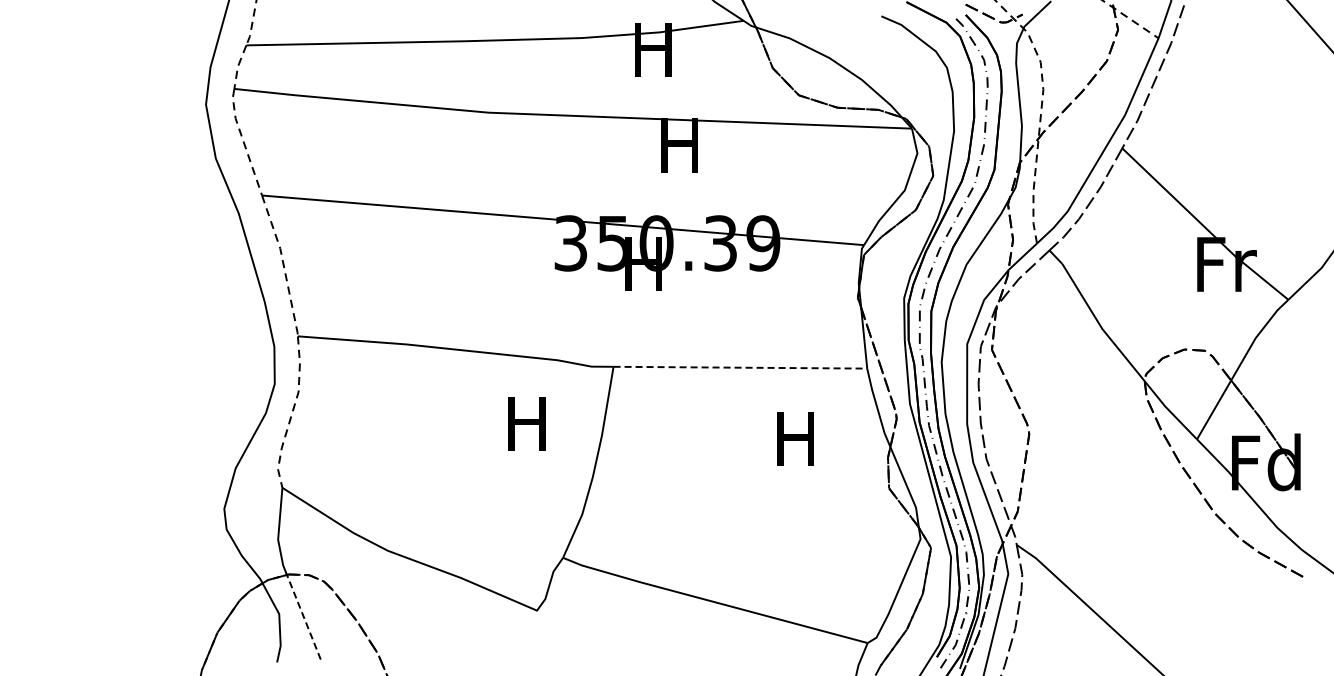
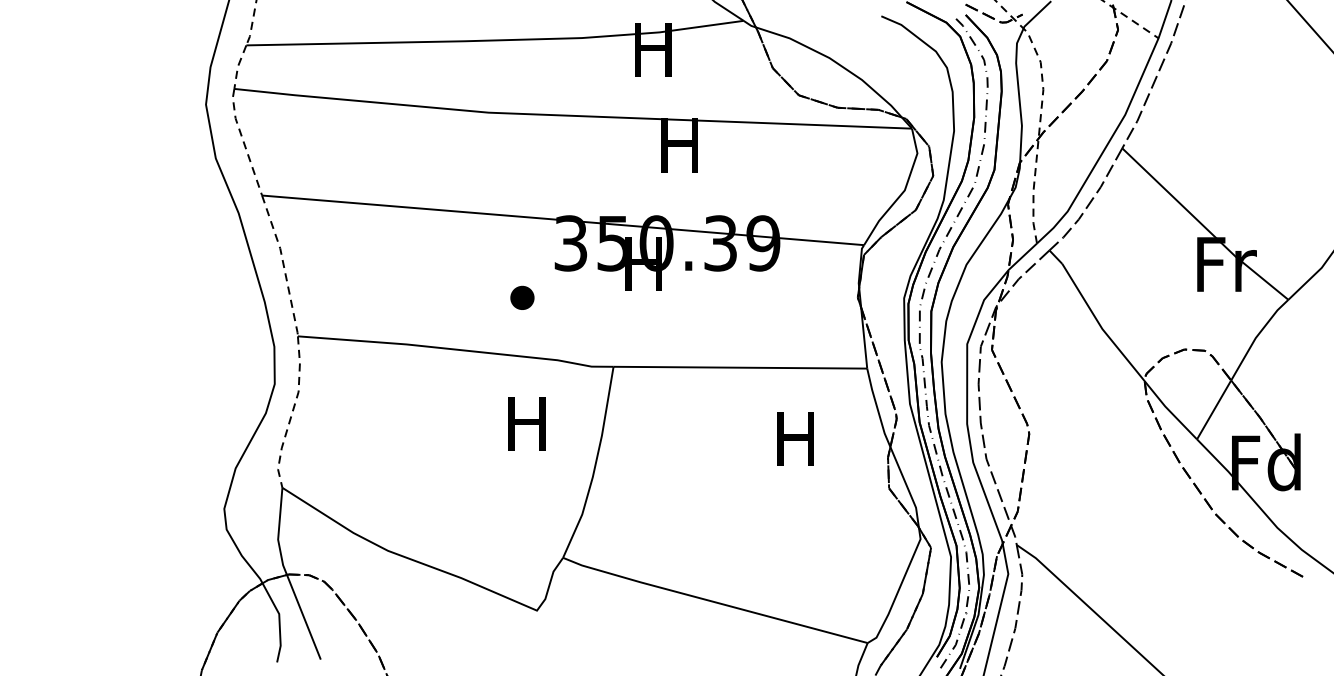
part: none -> present (522, 297)
line: dashed -> solid (740, 367)
line: dashed -> solid (303, 617)
